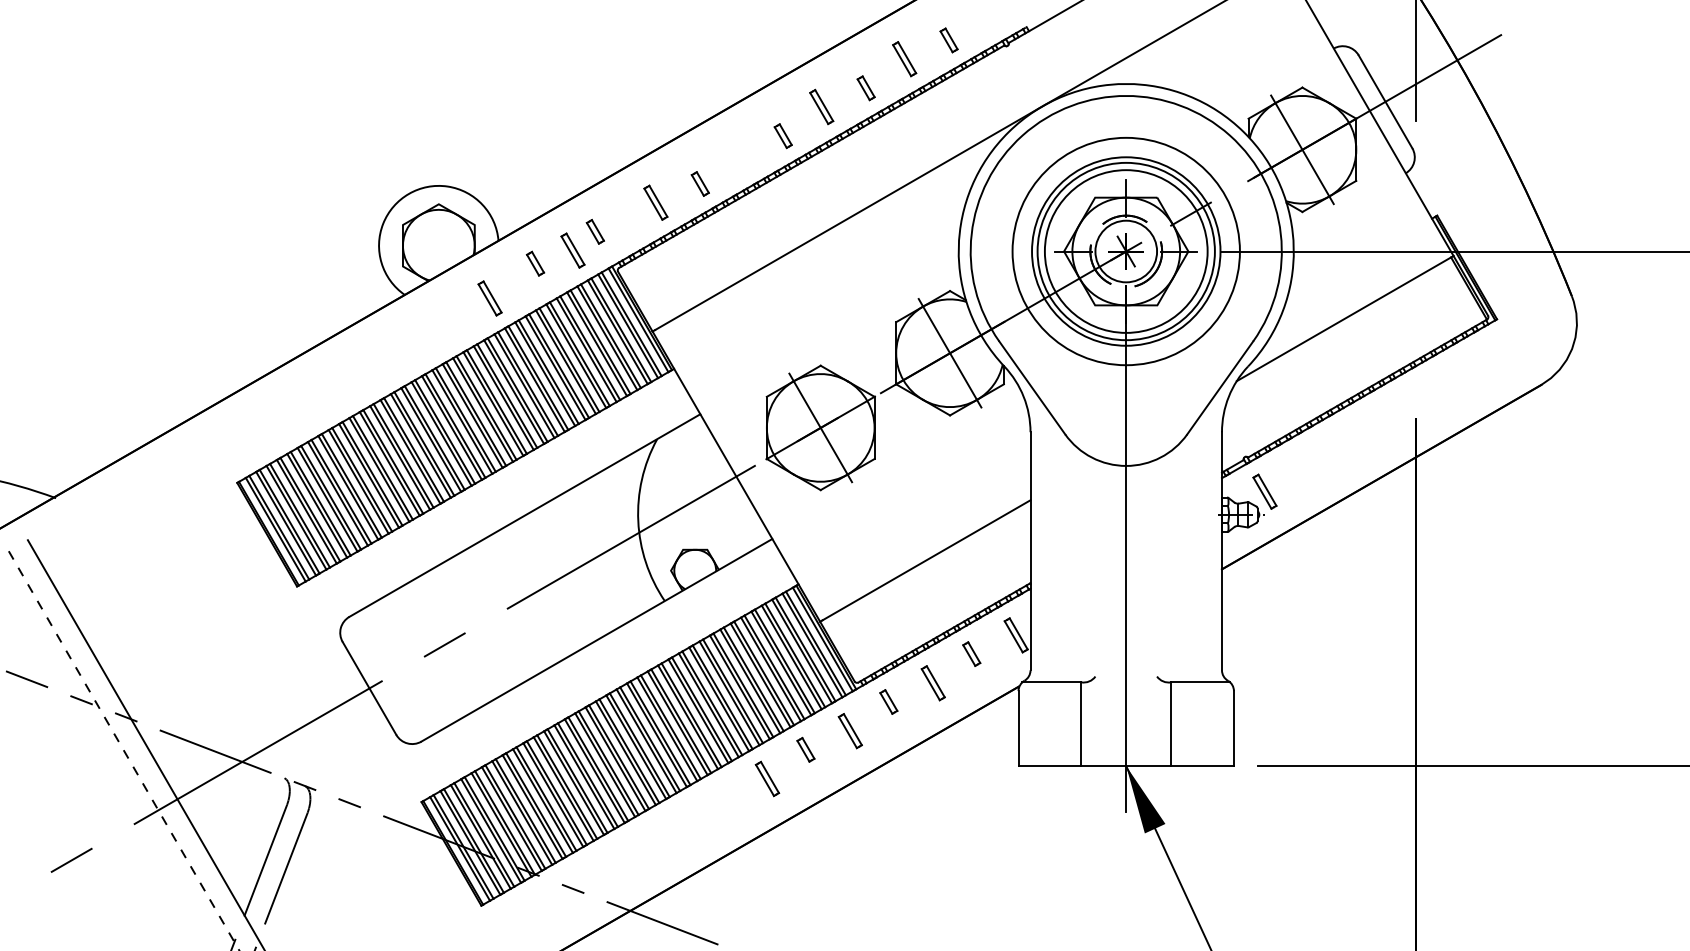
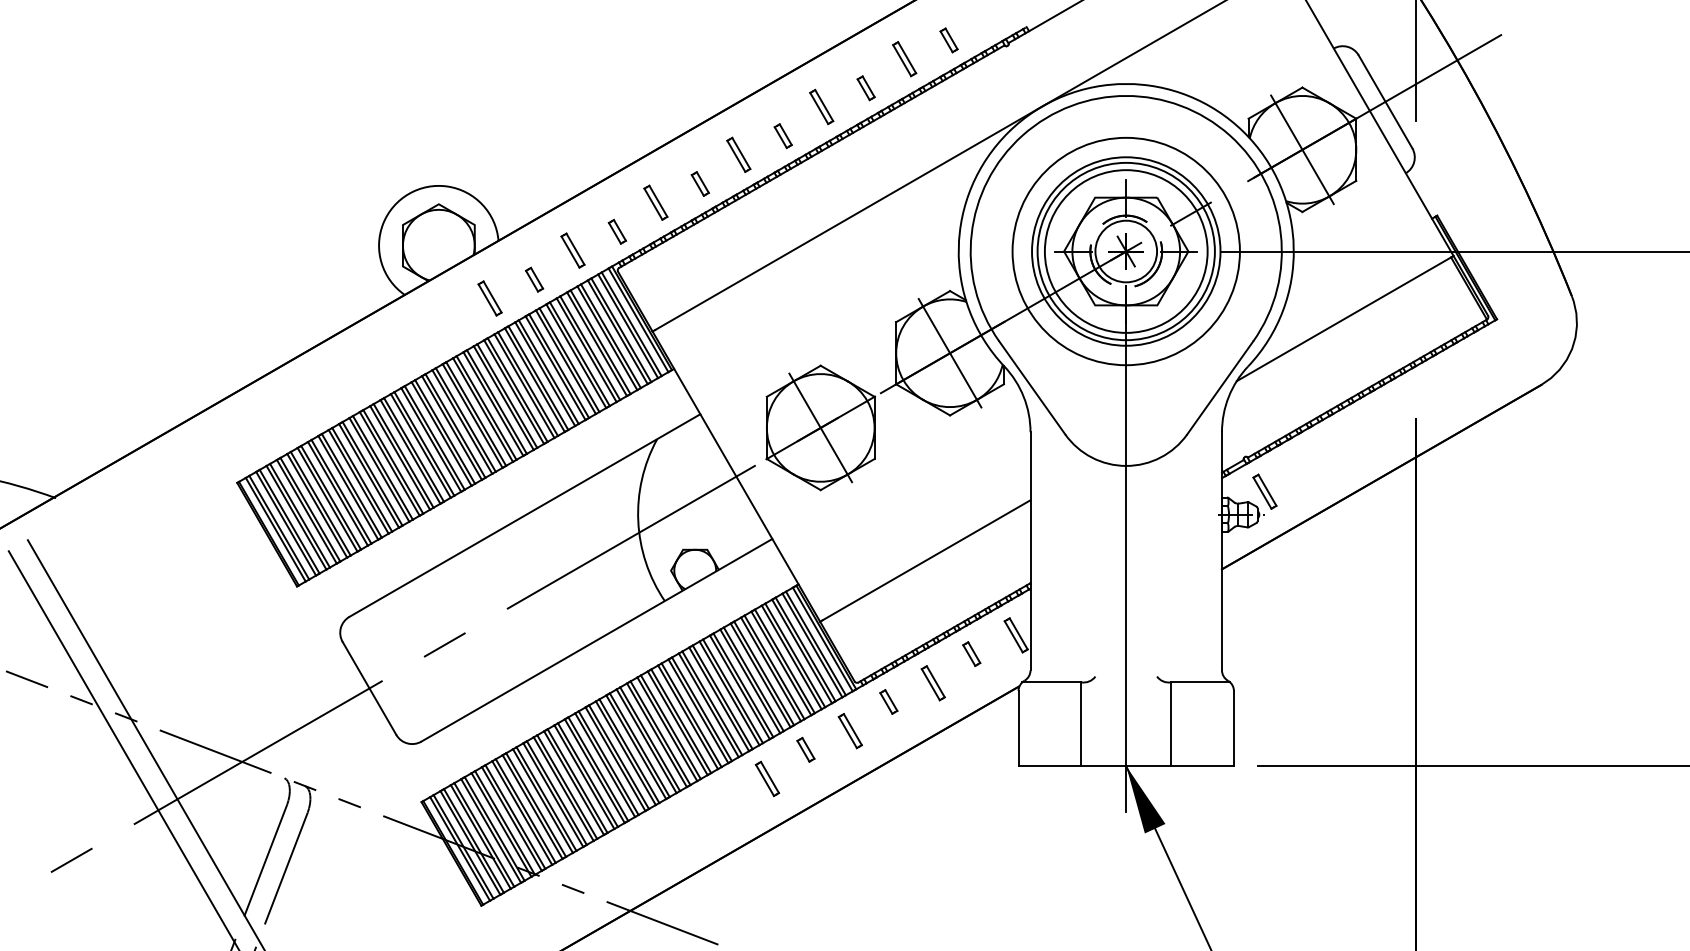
part: none -> present (738, 154)
part position: (594, 231) -> (616, 231) (616, 231)
part position: (535, 263) -> (534, 279) (534, 279)
line: dashed -> solid (124, 751)
